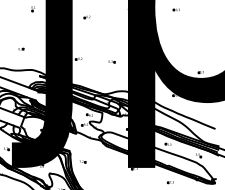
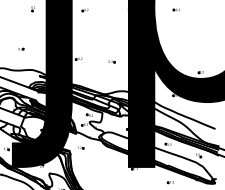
part position: (86, 17) -> (84, 10) (84, 10)
part position: (82, 161) -> (80, 147) (80, 147)
